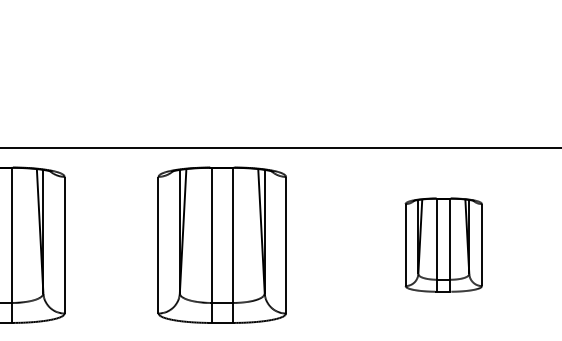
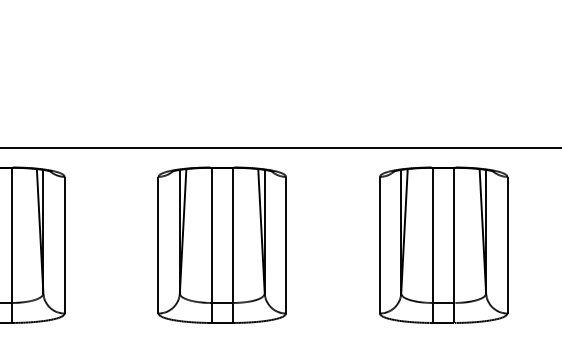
part size: 79x96 px -> 130x158 px (443, 244)
